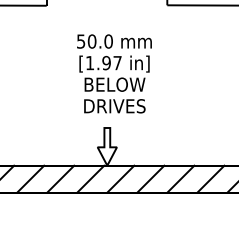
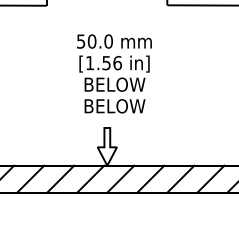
text: [1.97 -> [1.56 (111, 62)
text: DRIVES -> BELOW (114, 106)
